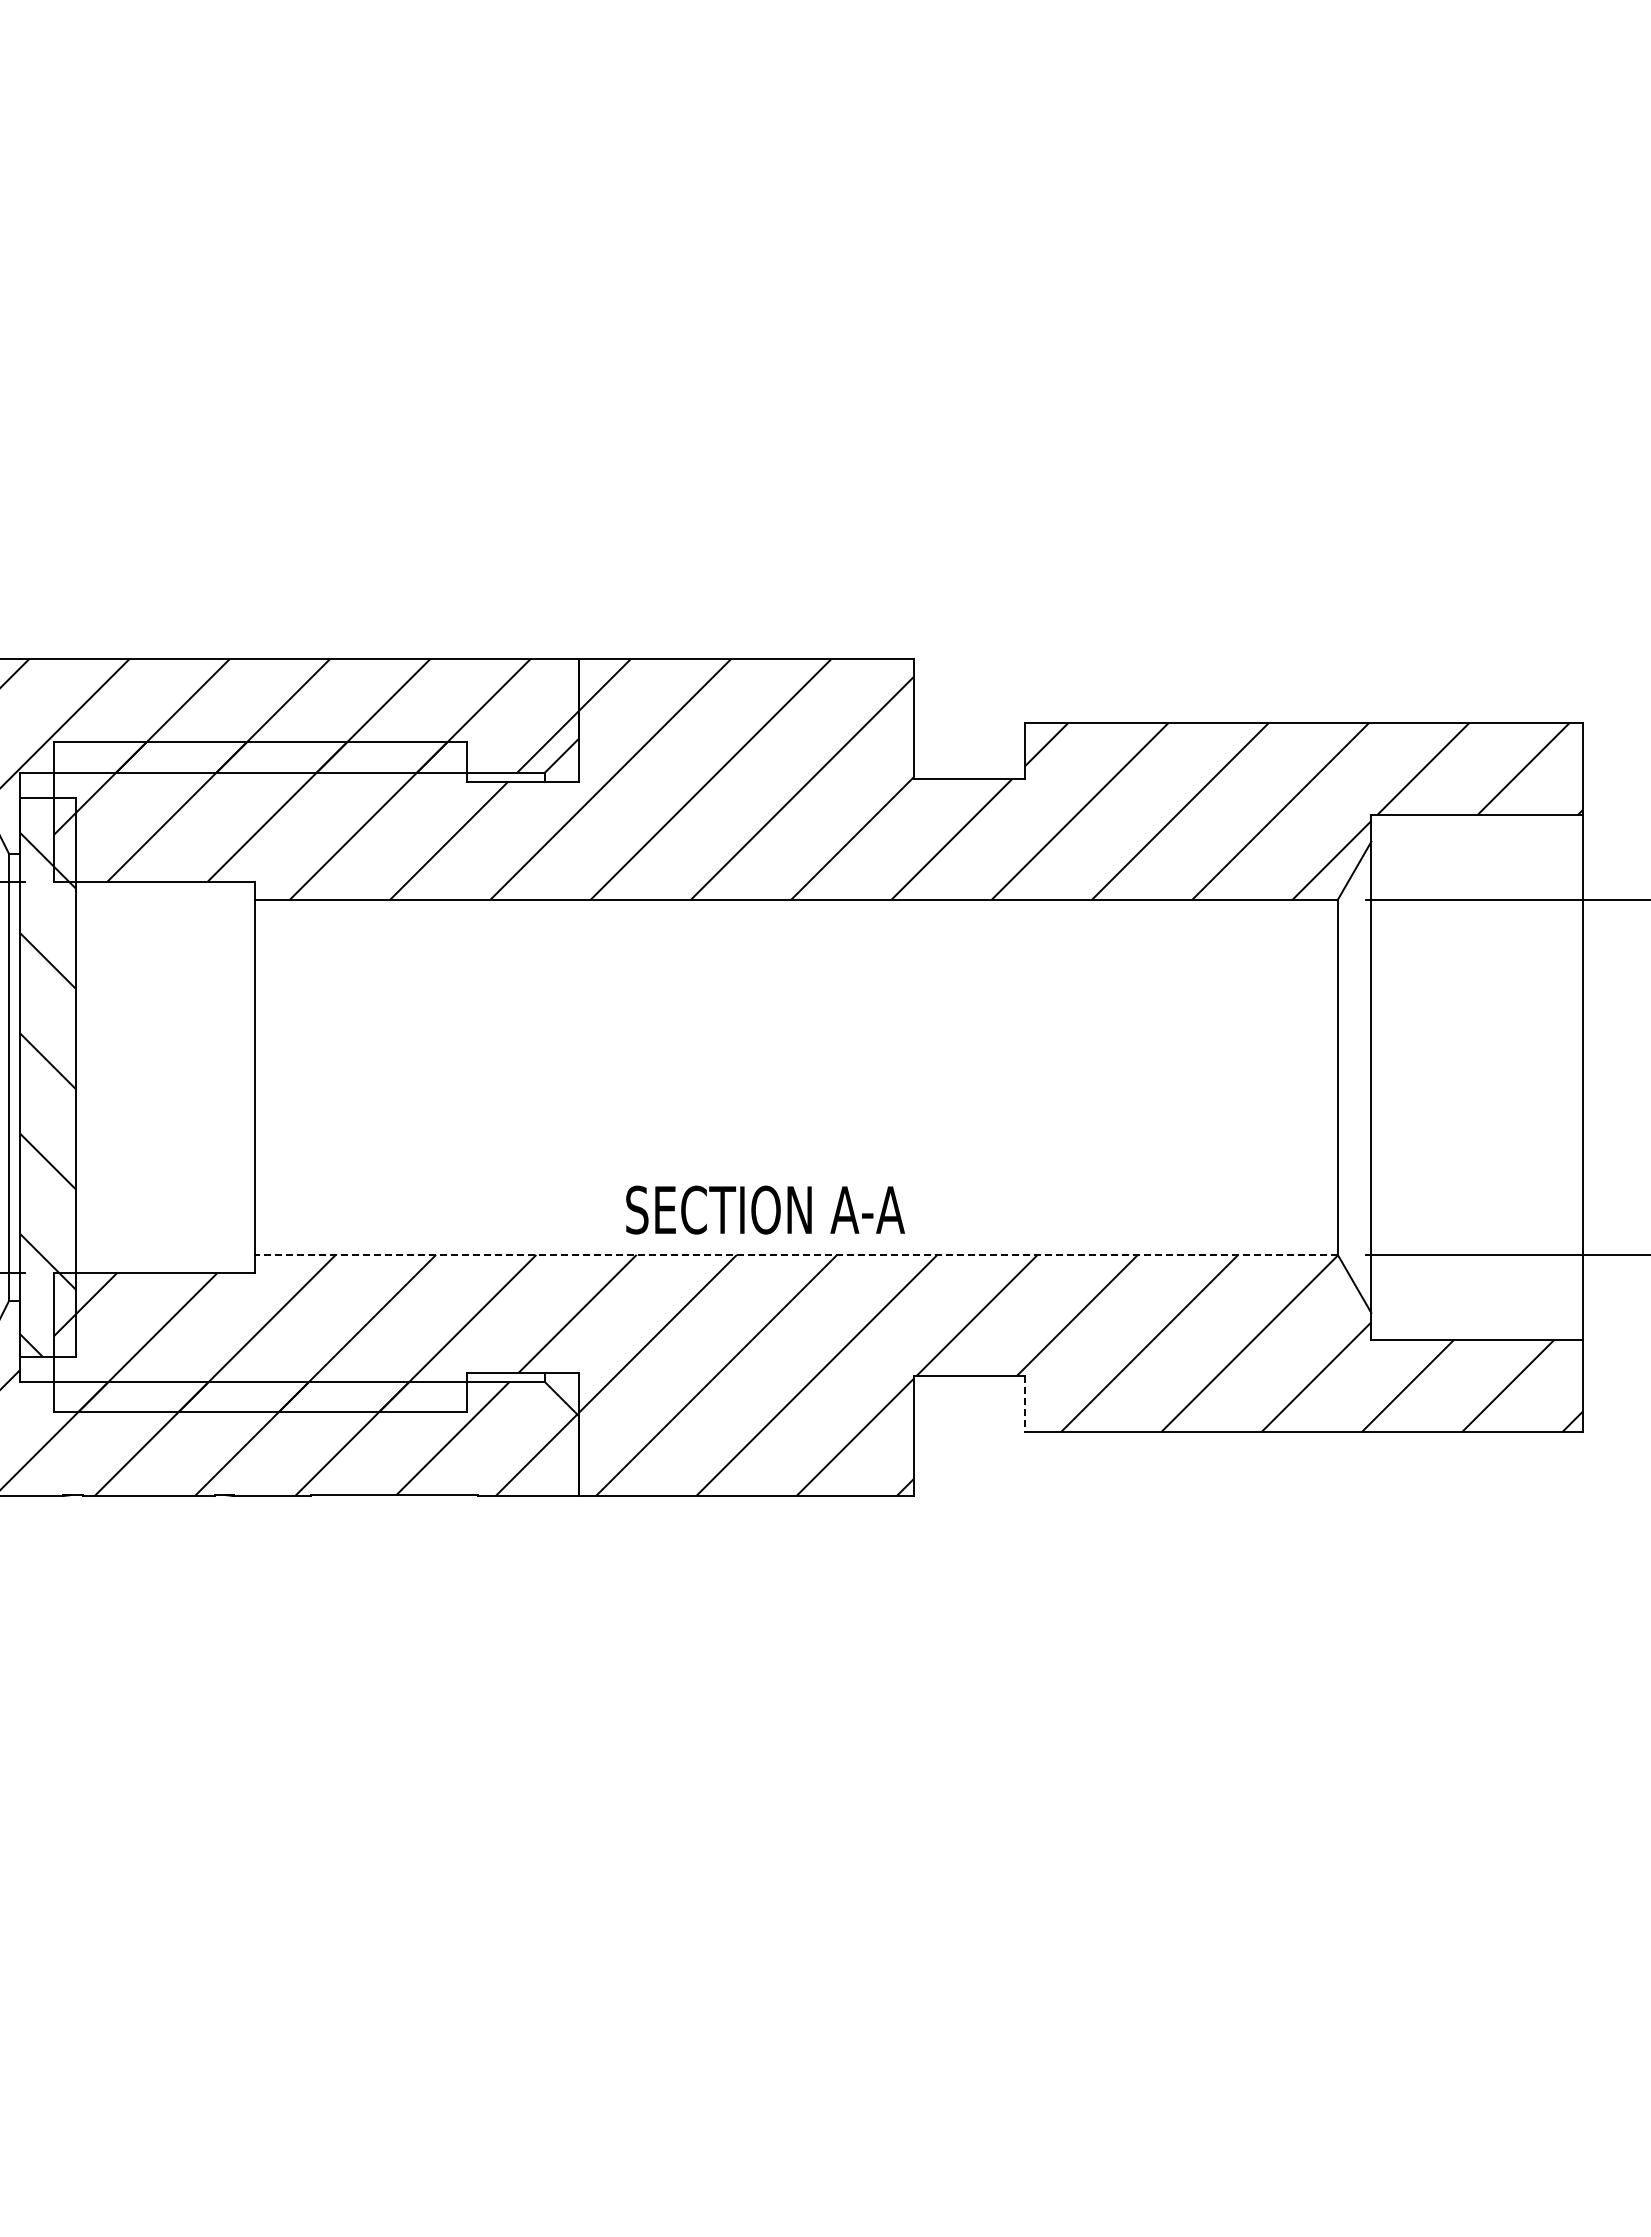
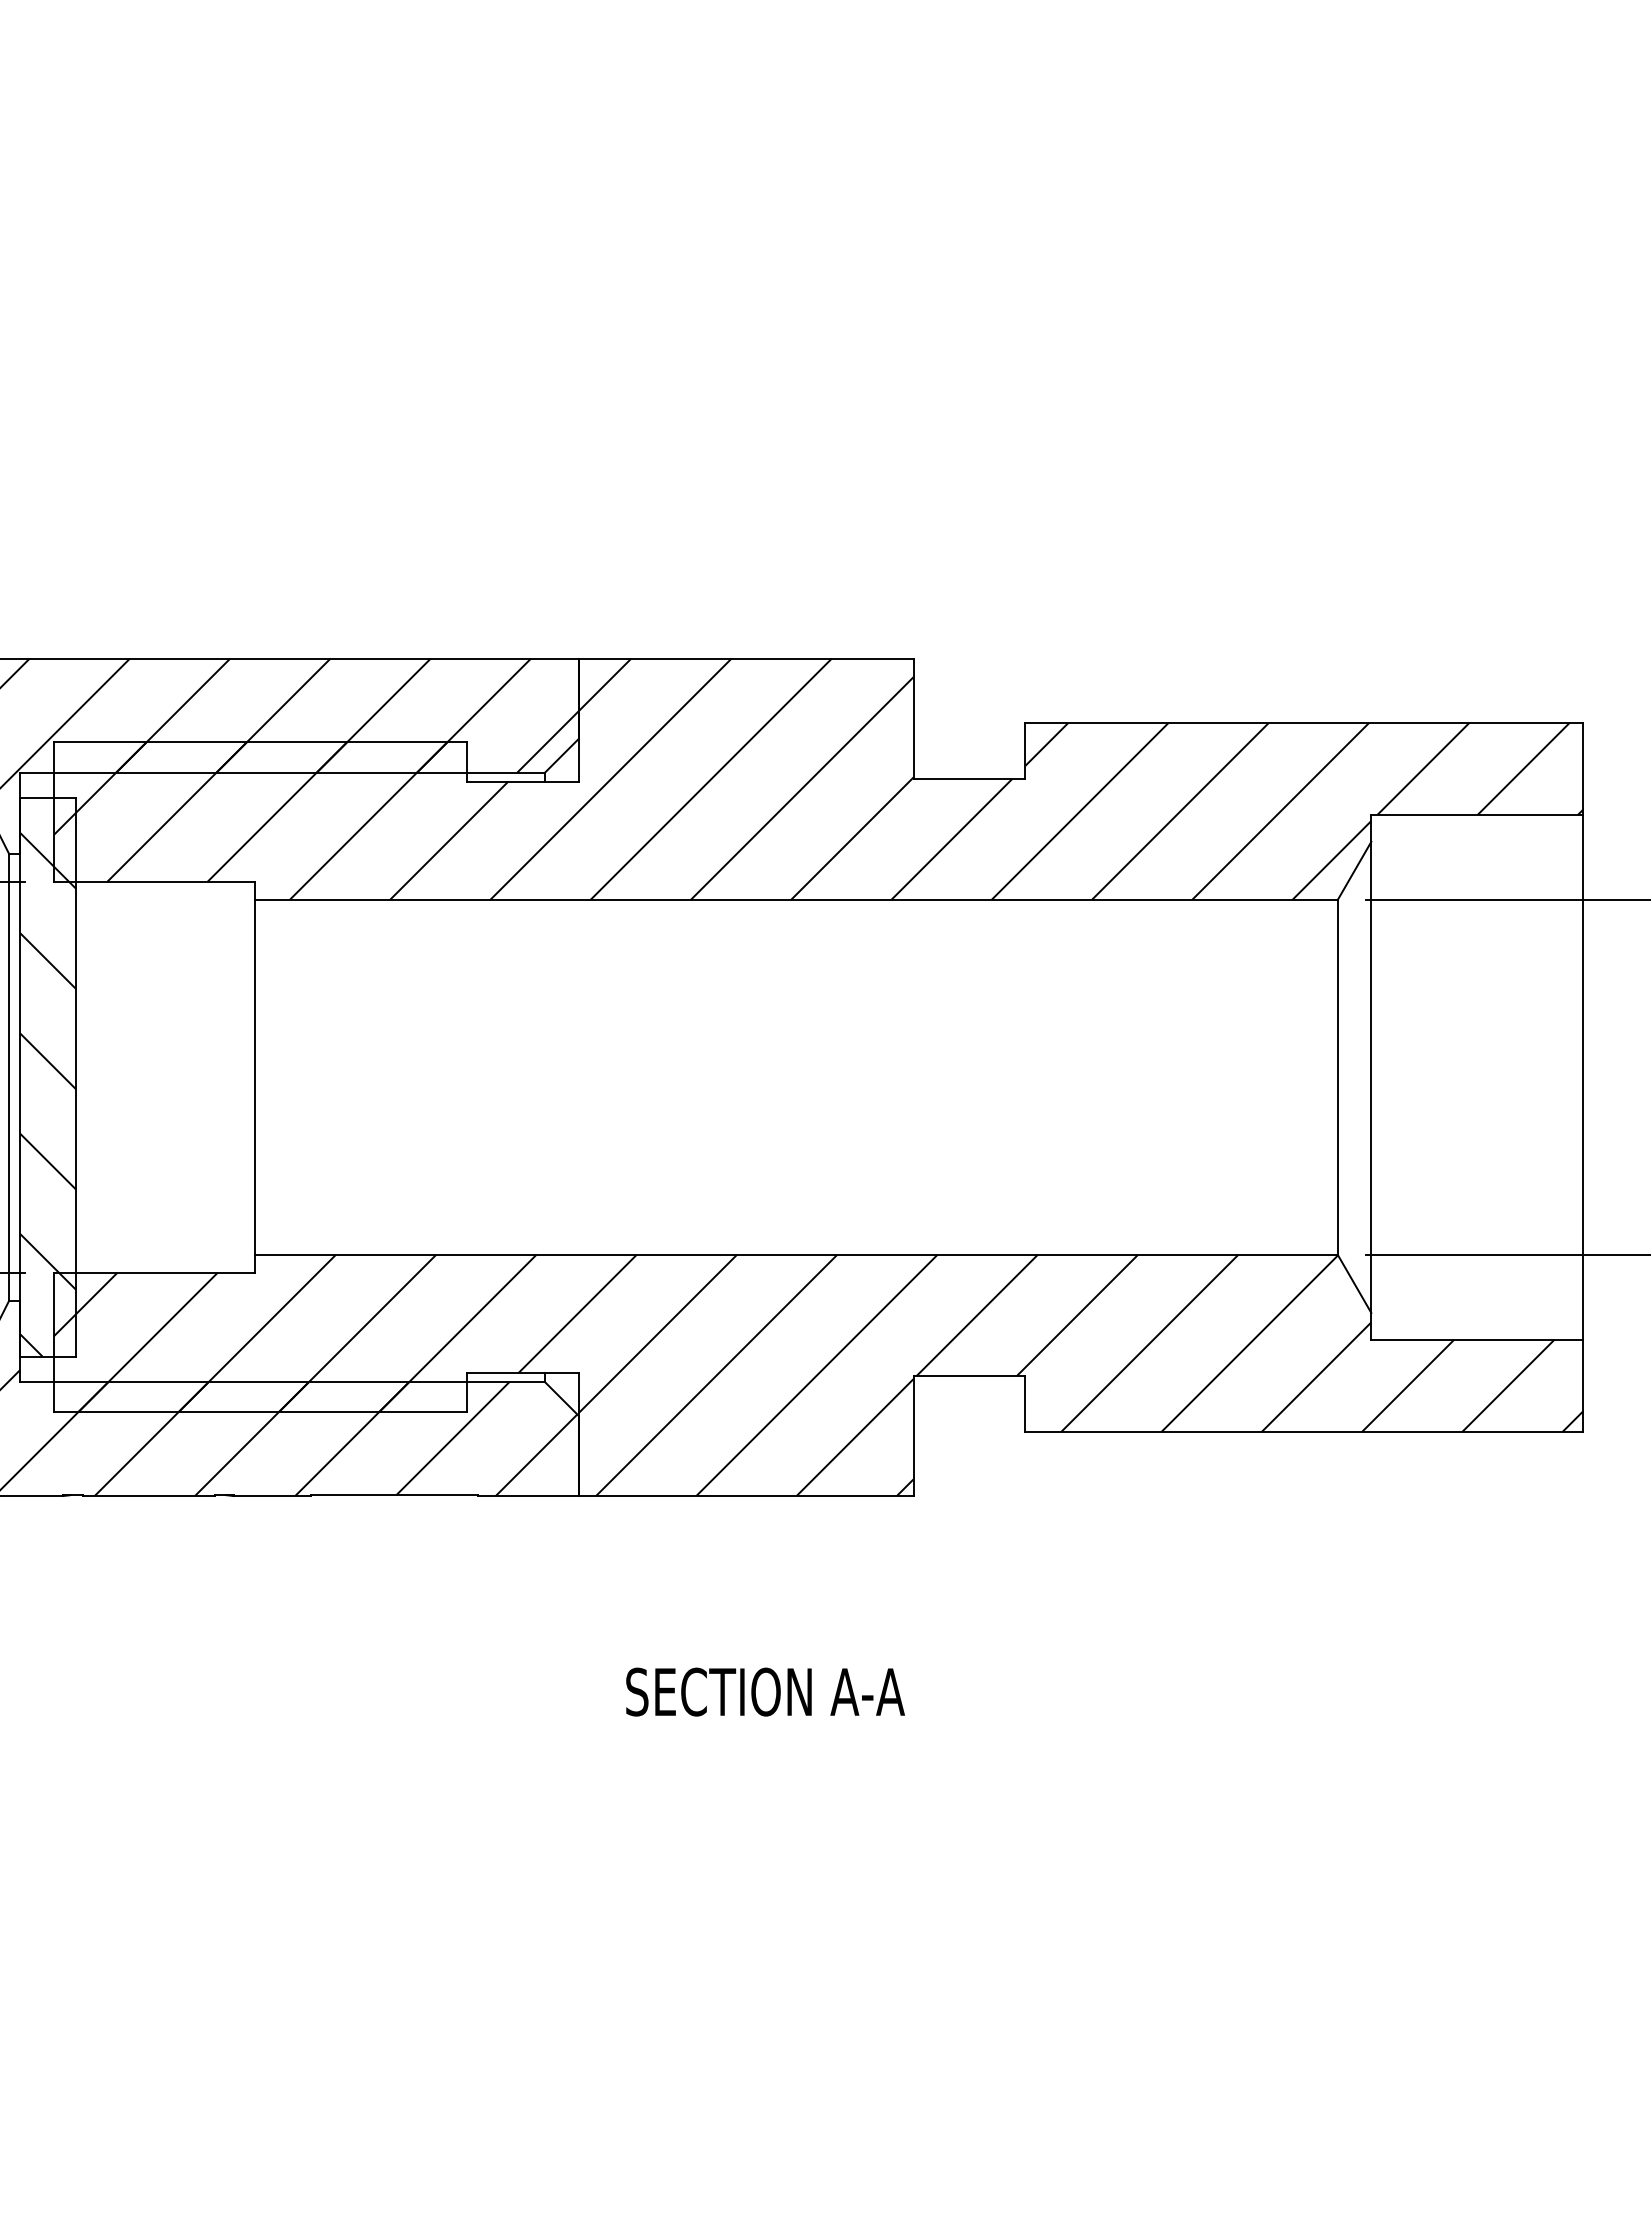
text position: (765, 1209) -> (765, 1691) (765, 1691)
line: dashed -> solid (796, 1254)
line: dashed -> solid (1025, 1404)
